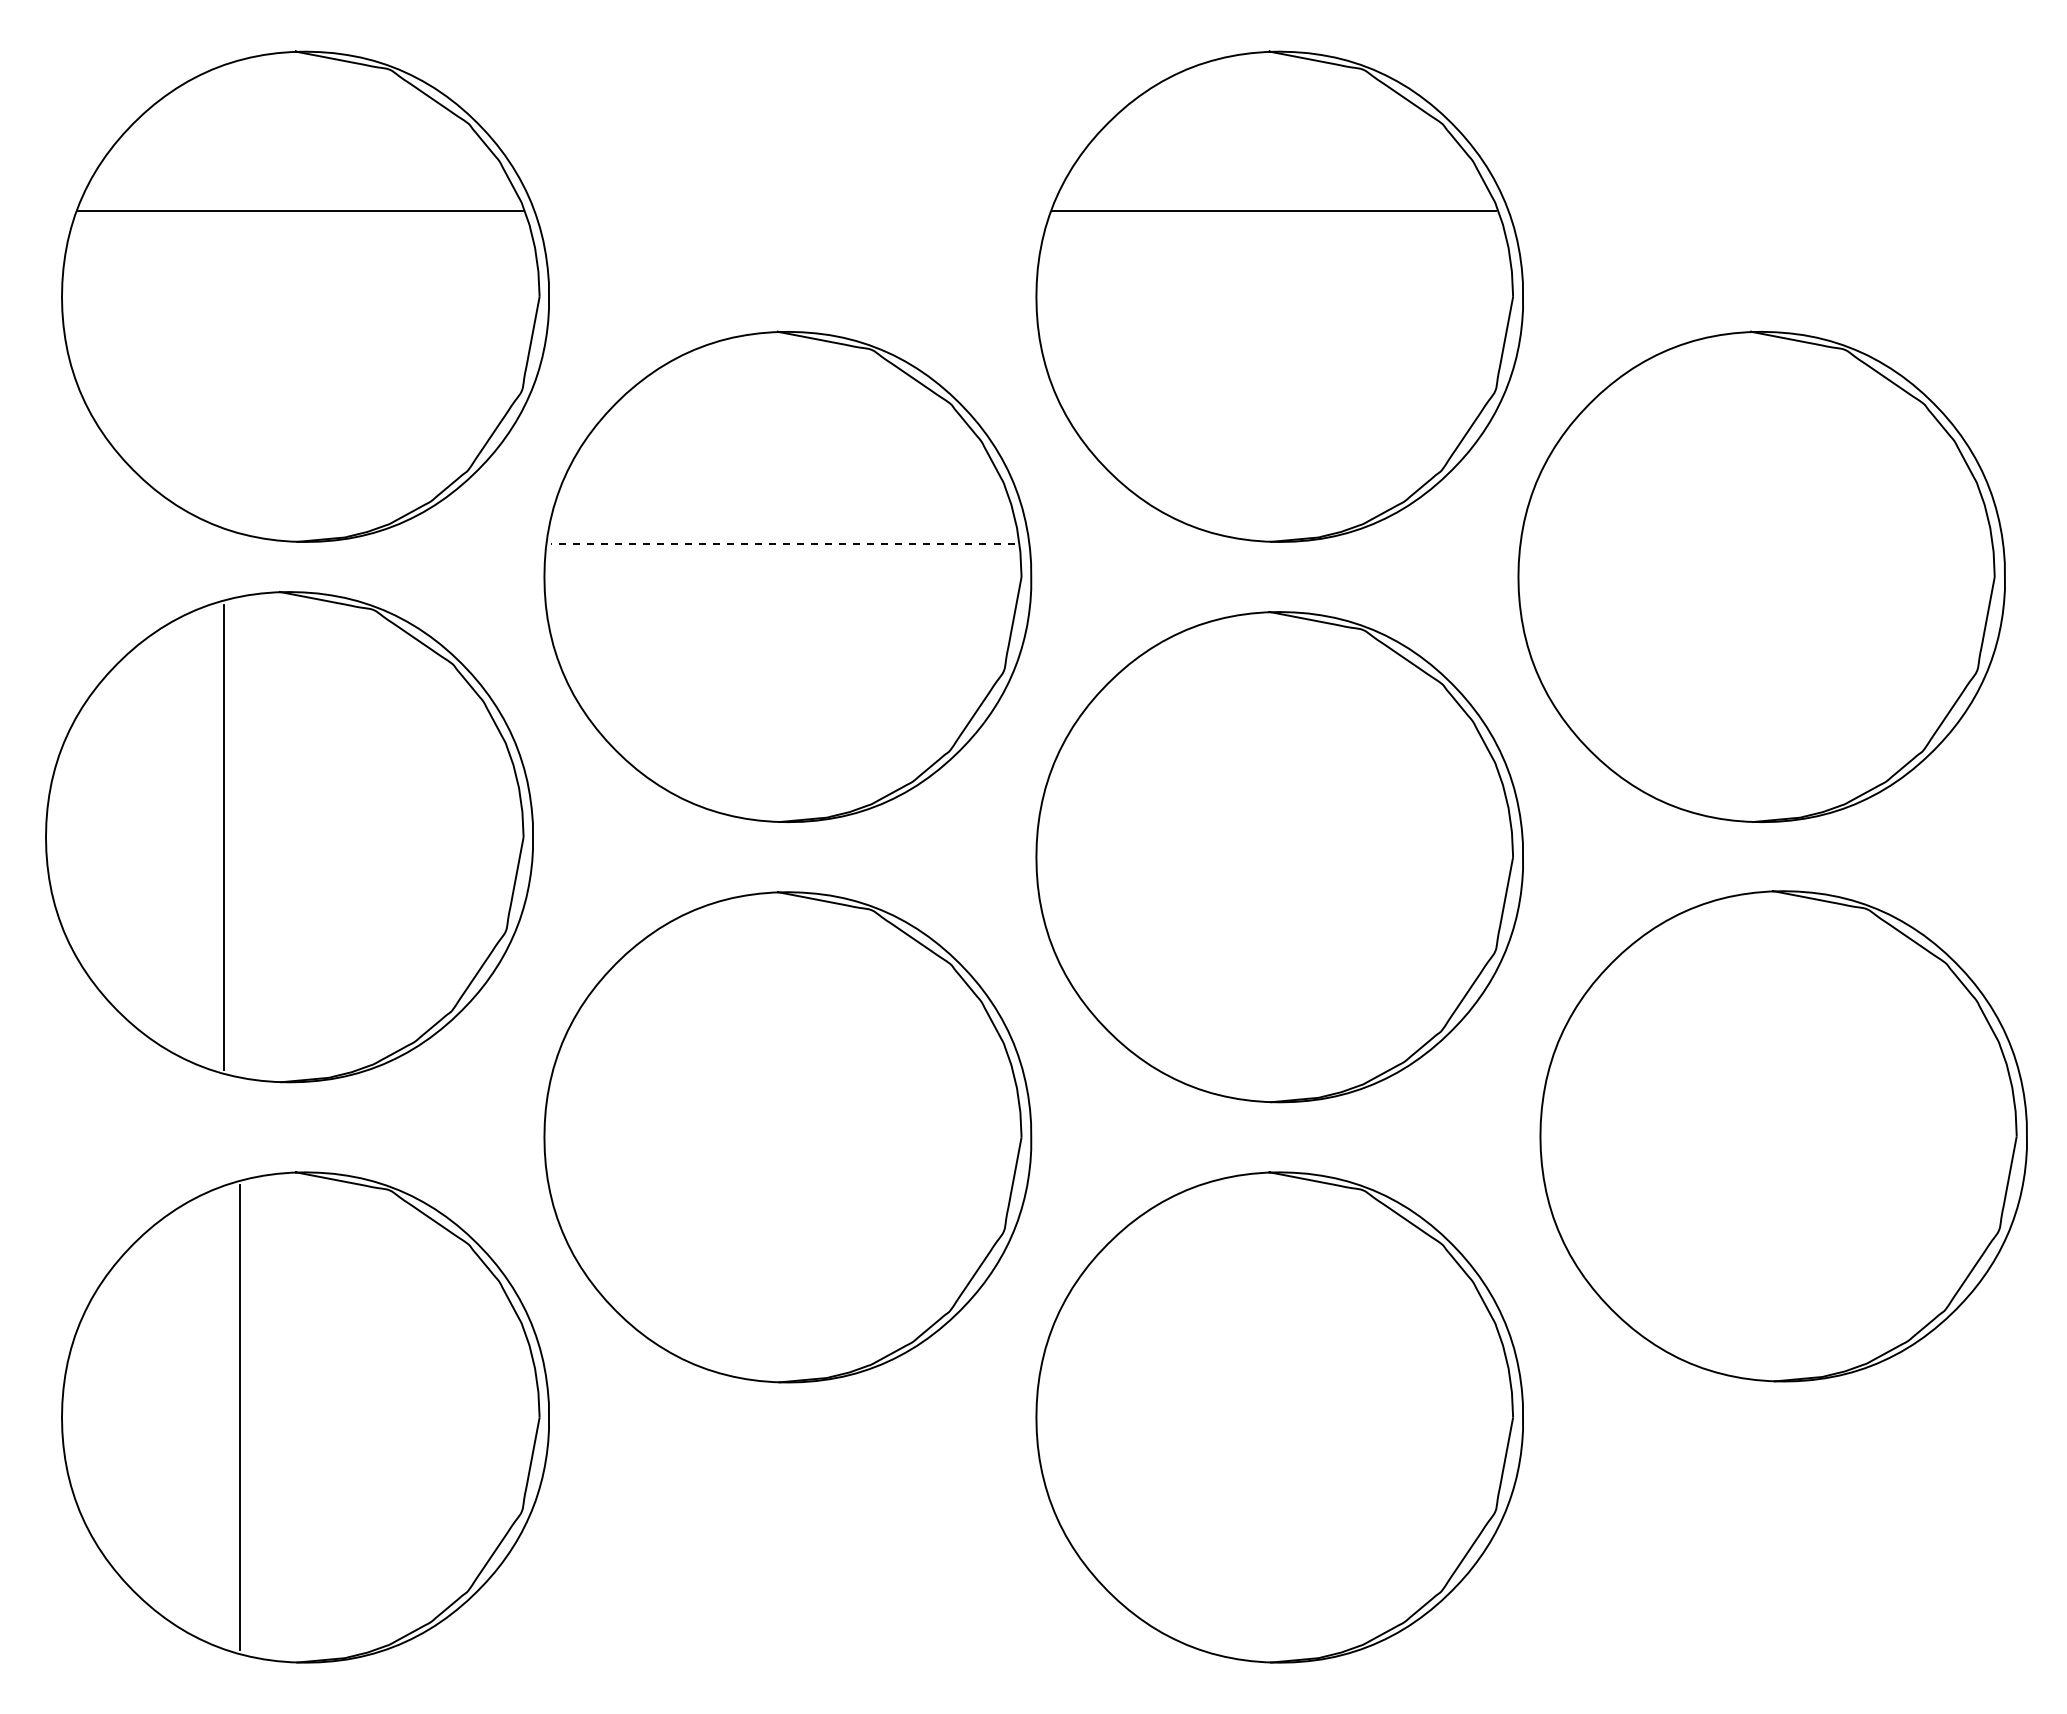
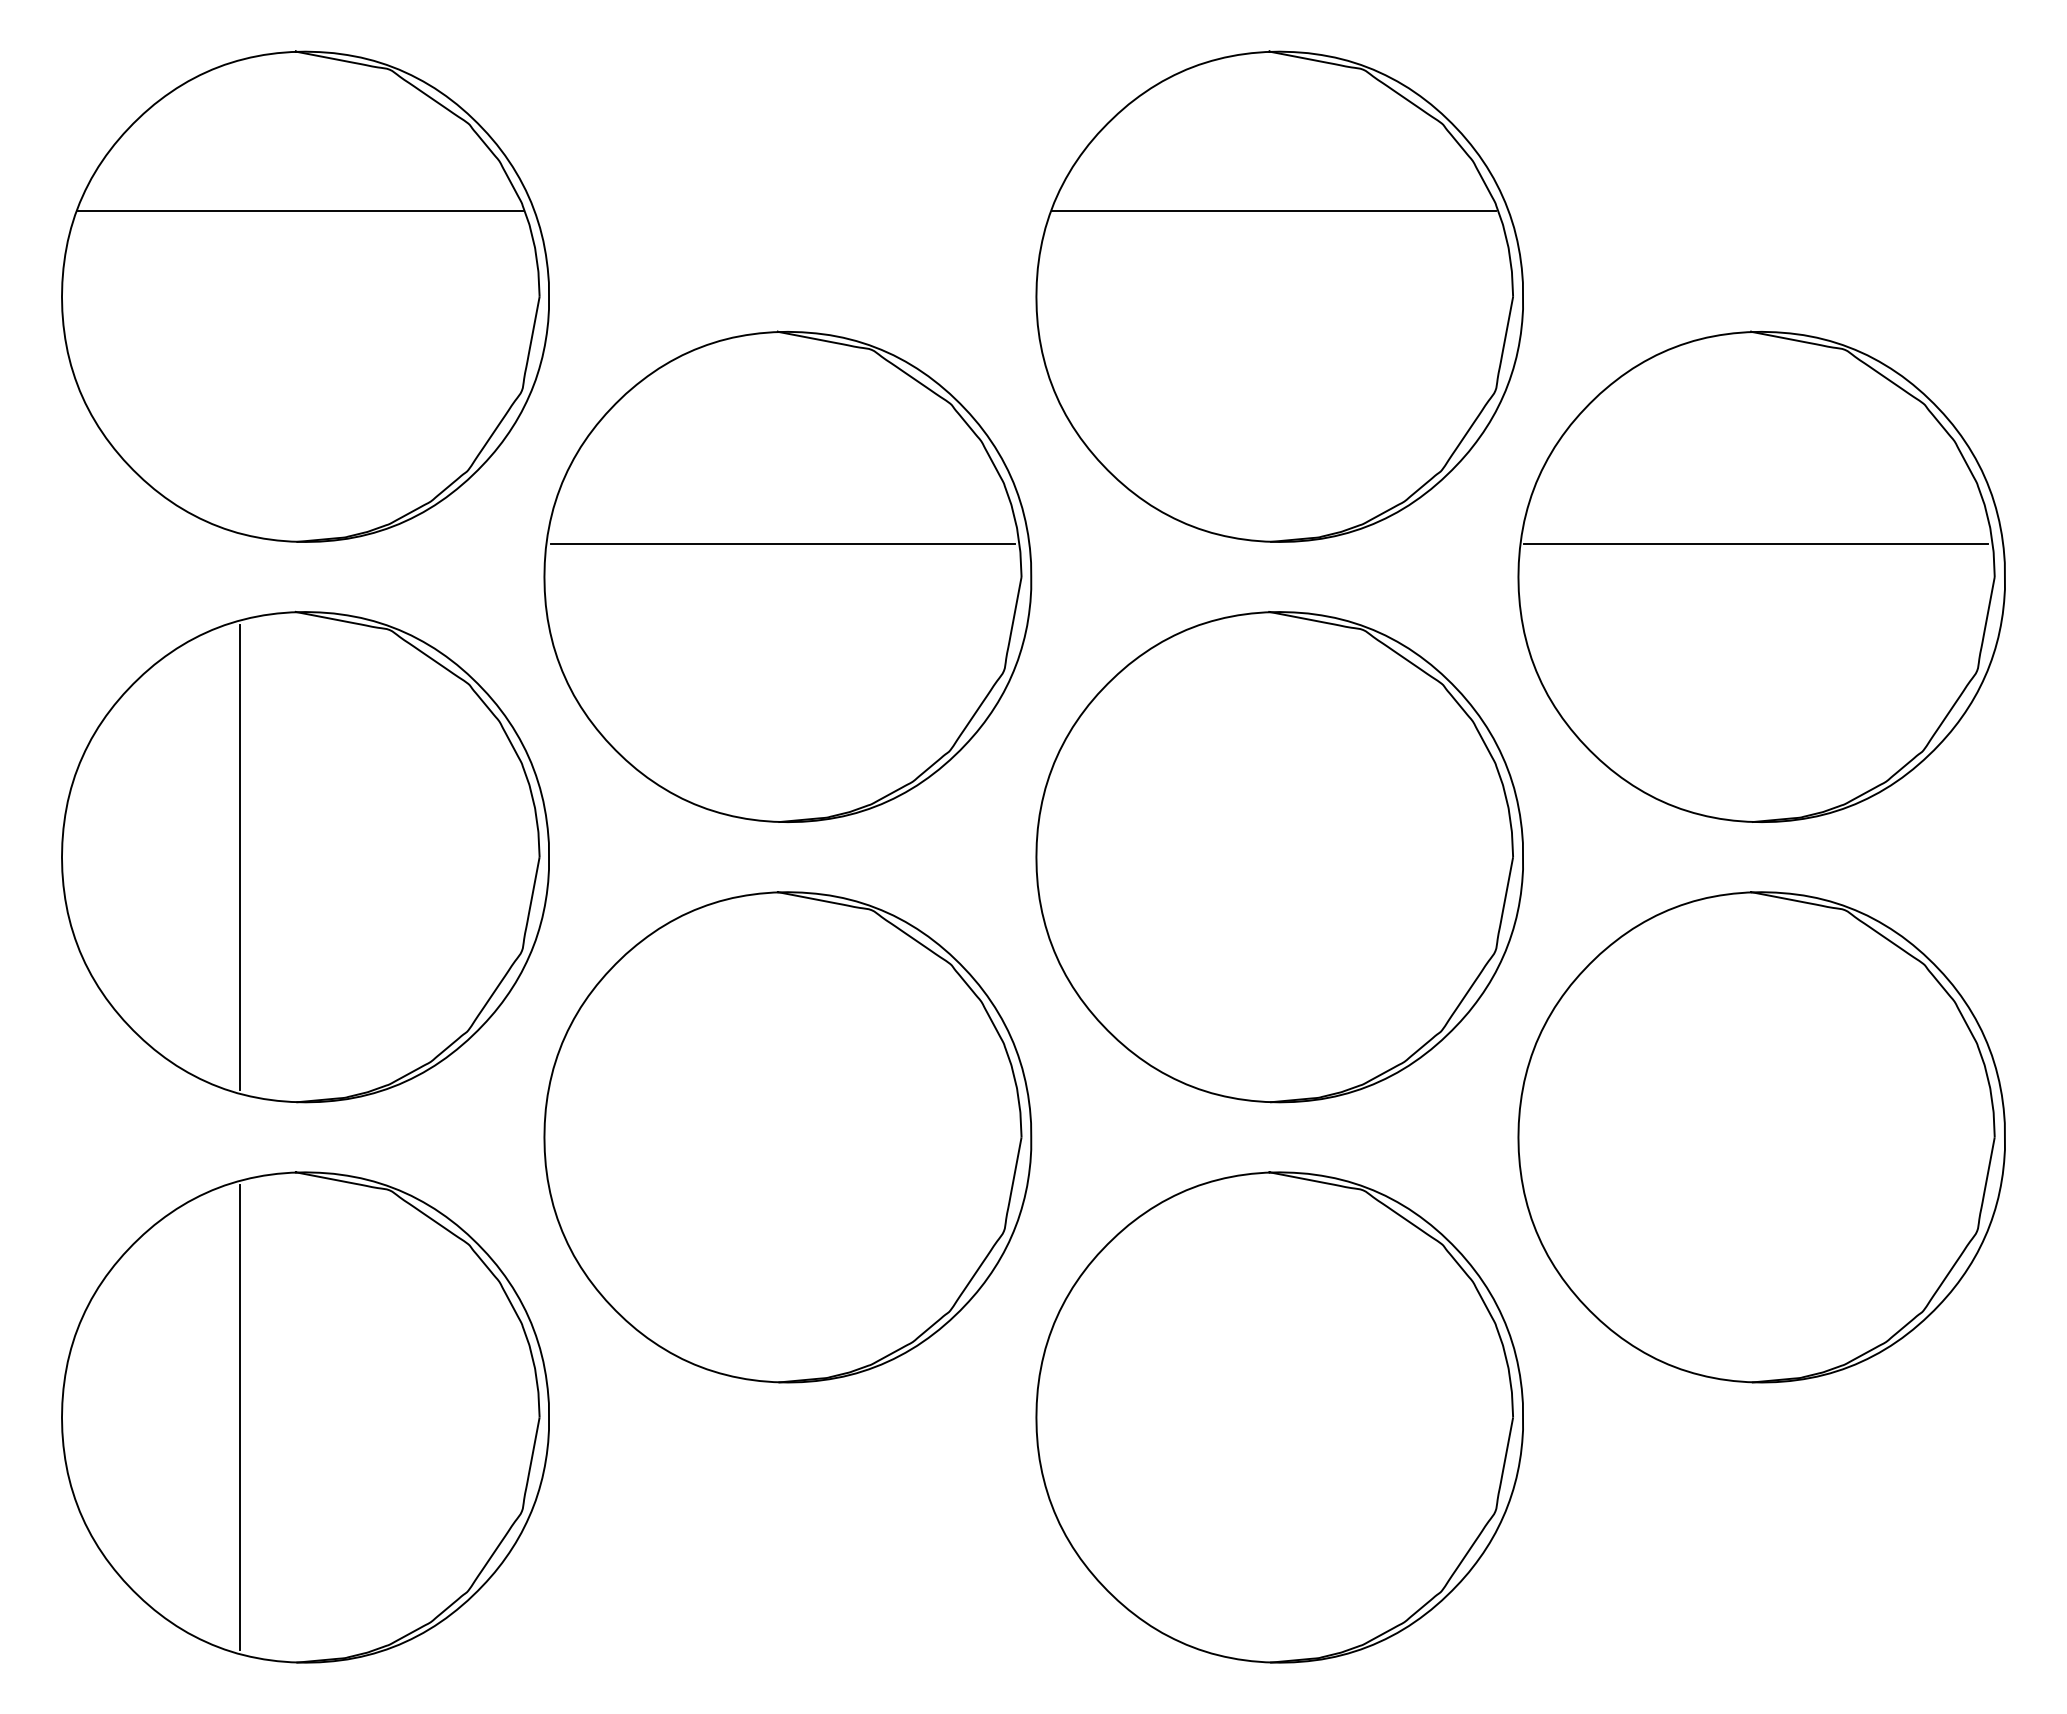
line: dashed -> solid (782, 543)
line: none -> present (1756, 543)
part position: (289, 836) -> (305, 856) (305, 856)
part position: (1783, 1136) -> (1761, 1137) (1761, 1137)
